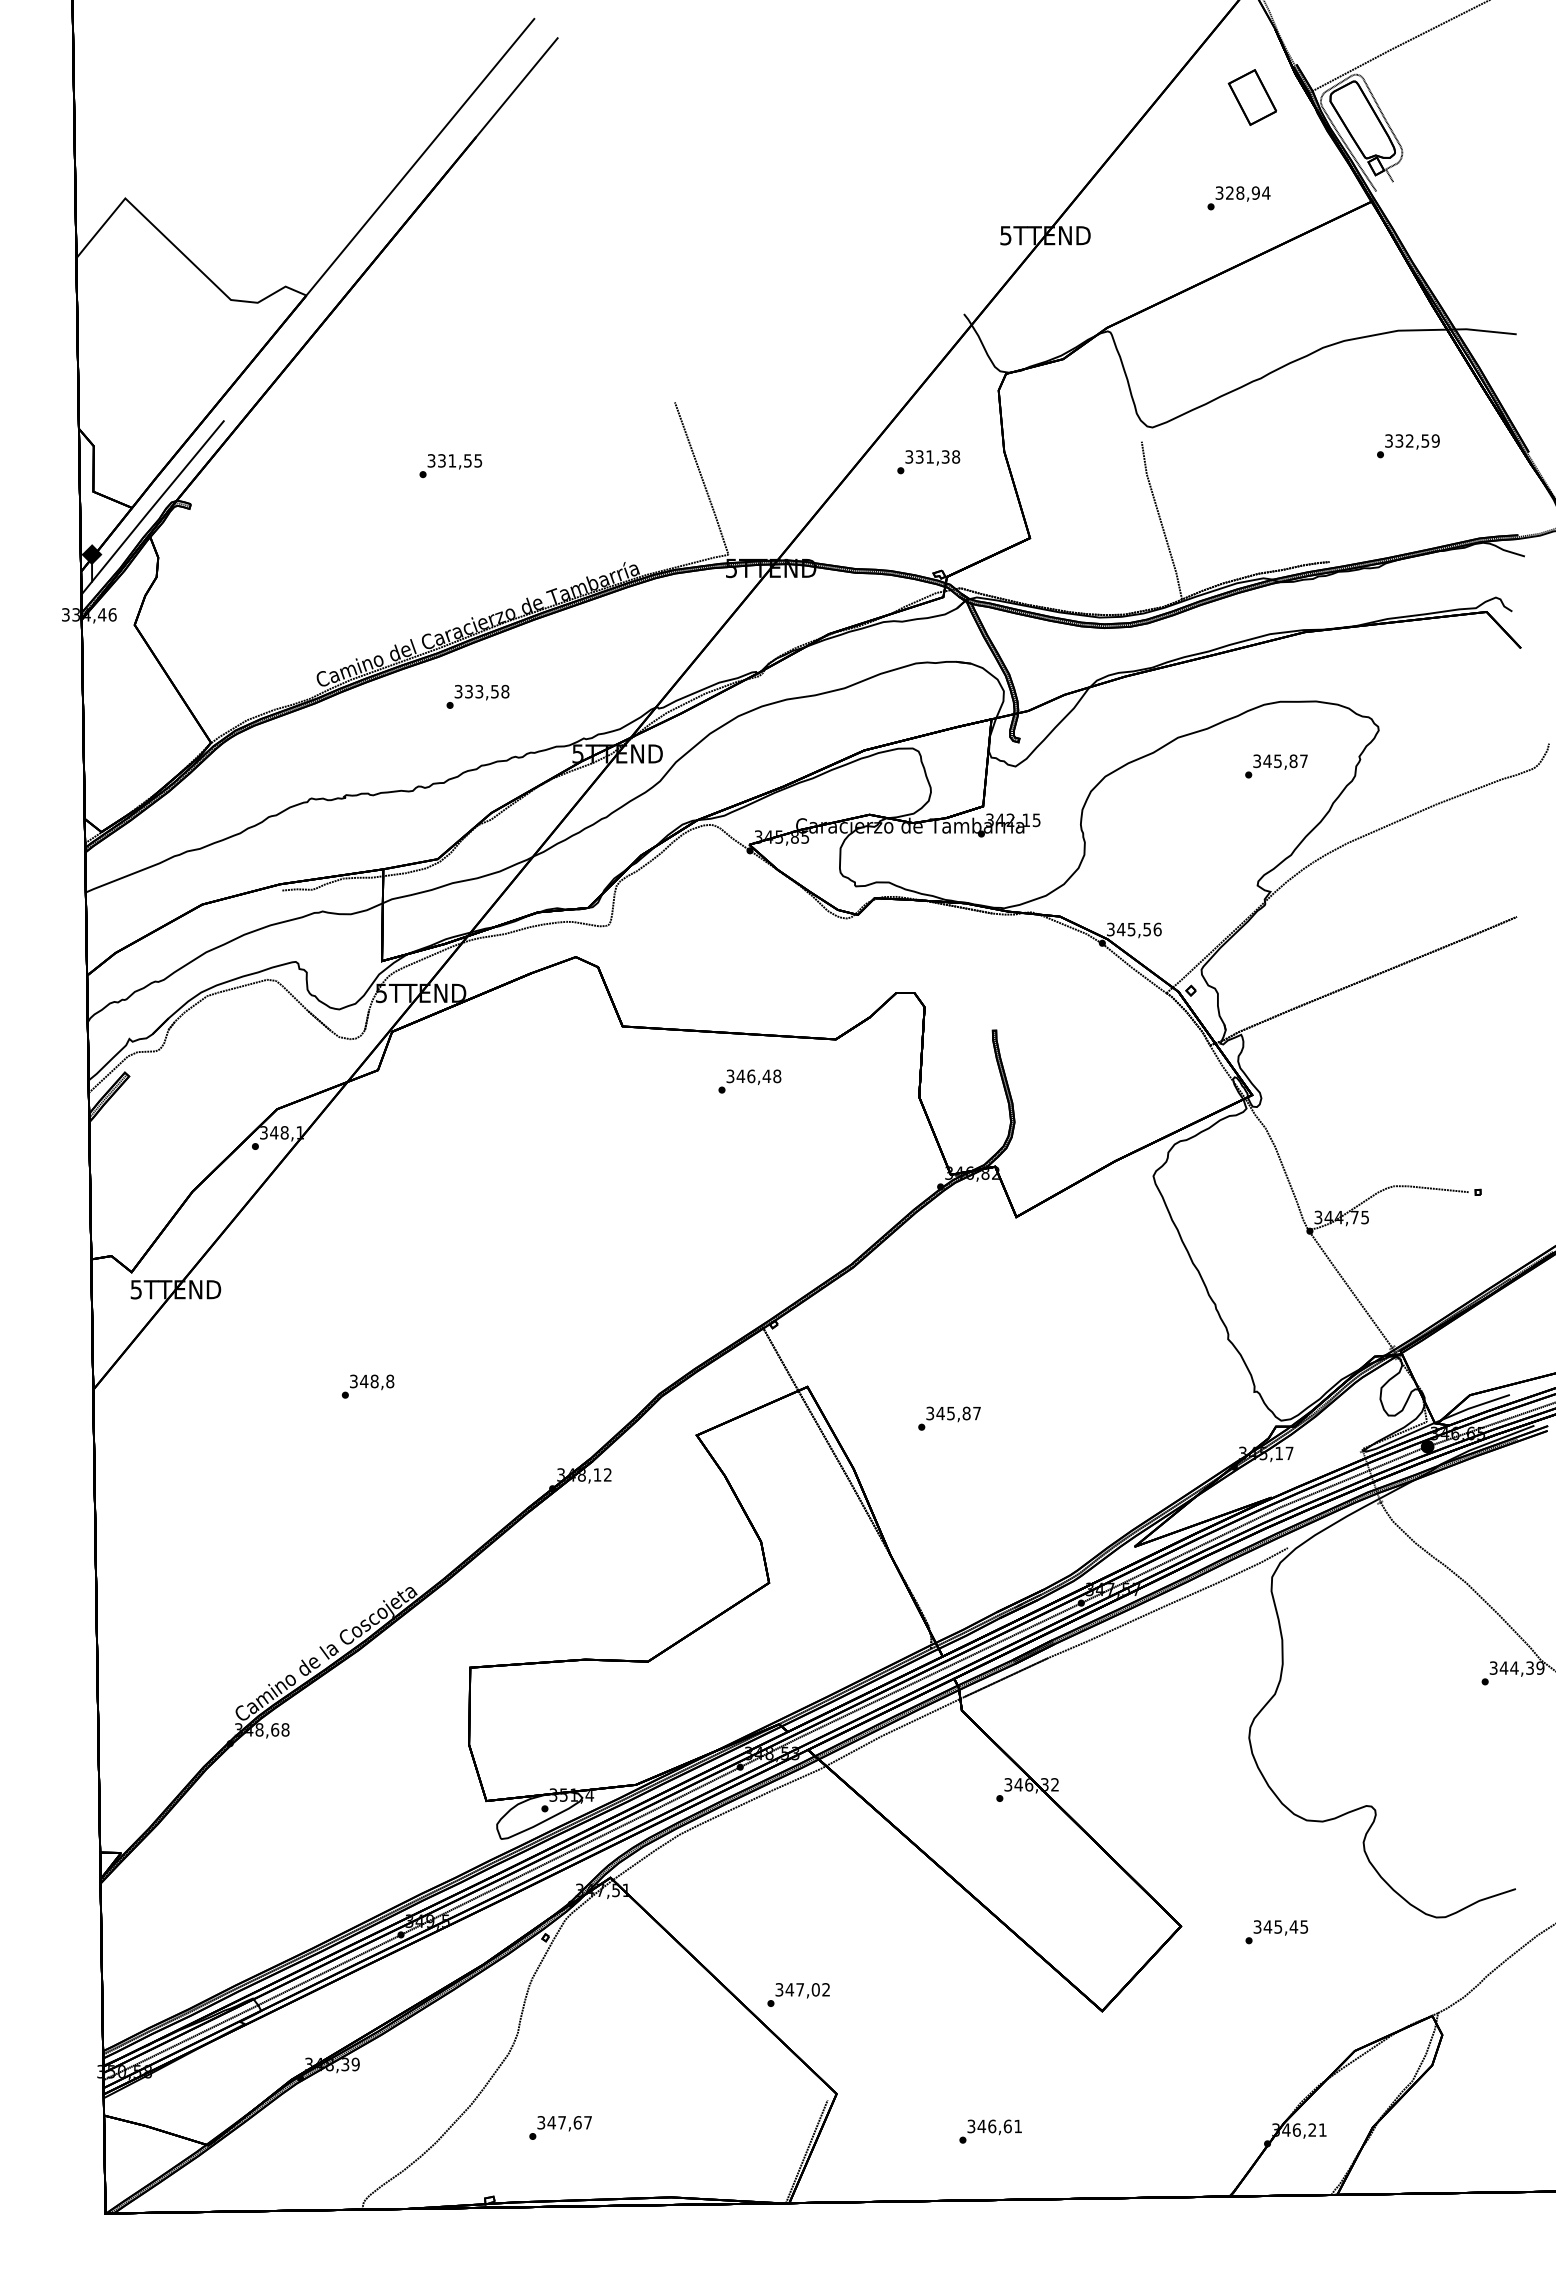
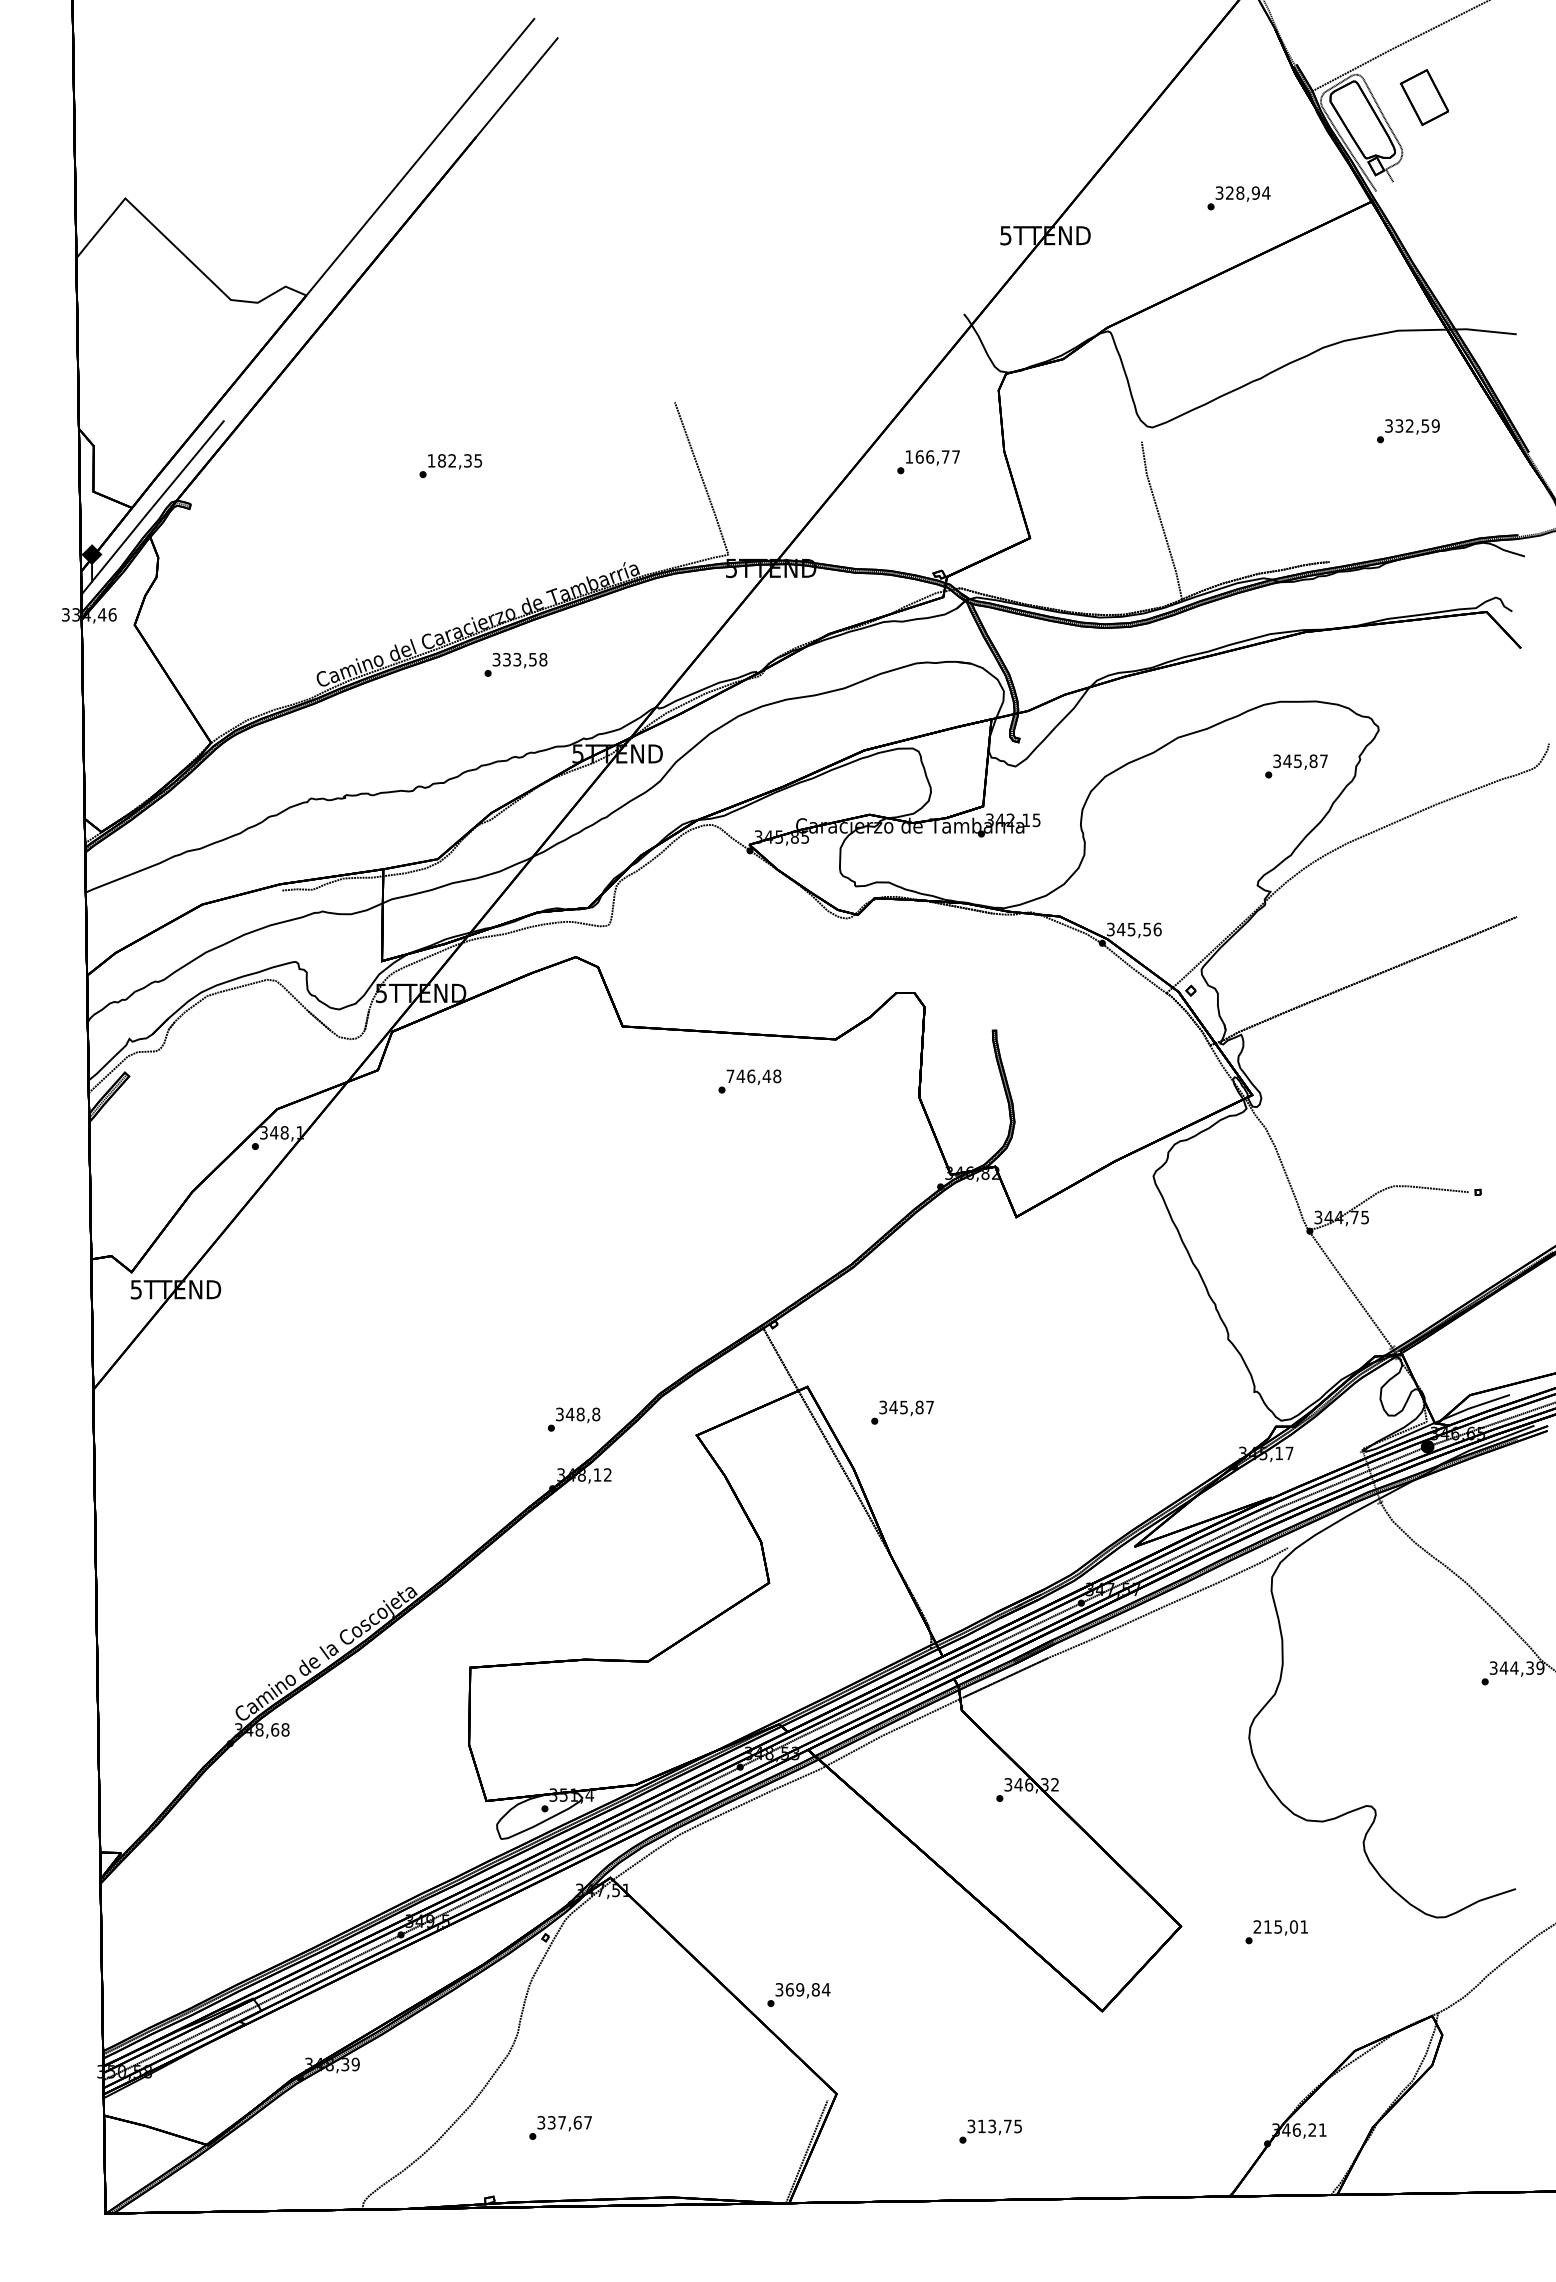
part position: (1252, 97) -> (1424, 97) (1424, 97)
text position: (1408, 446) -> (1408, 431) (1408, 431)
text: 331,38 -> 166,77 (932, 456)
text: 331,55 -> 182,35 (449, 460)
text position: (477, 696) -> (515, 664) (515, 664)
text position: (1276, 766) -> (1296, 766) (1296, 766)
text: 346,48 -> 746,48 (730, 1076)
text position: (367, 1386) -> (573, 1419) (573, 1419)
text position: (949, 1418) -> (902, 1412) (902, 1412)
text: 345,45 -> 215,01 (1280, 1926)
text: 347,02 -> 369,84 (807, 1989)
text: 347,67 -> 337,67 (551, 2122)
text: 346,61 -> 313,75 (999, 2126)
